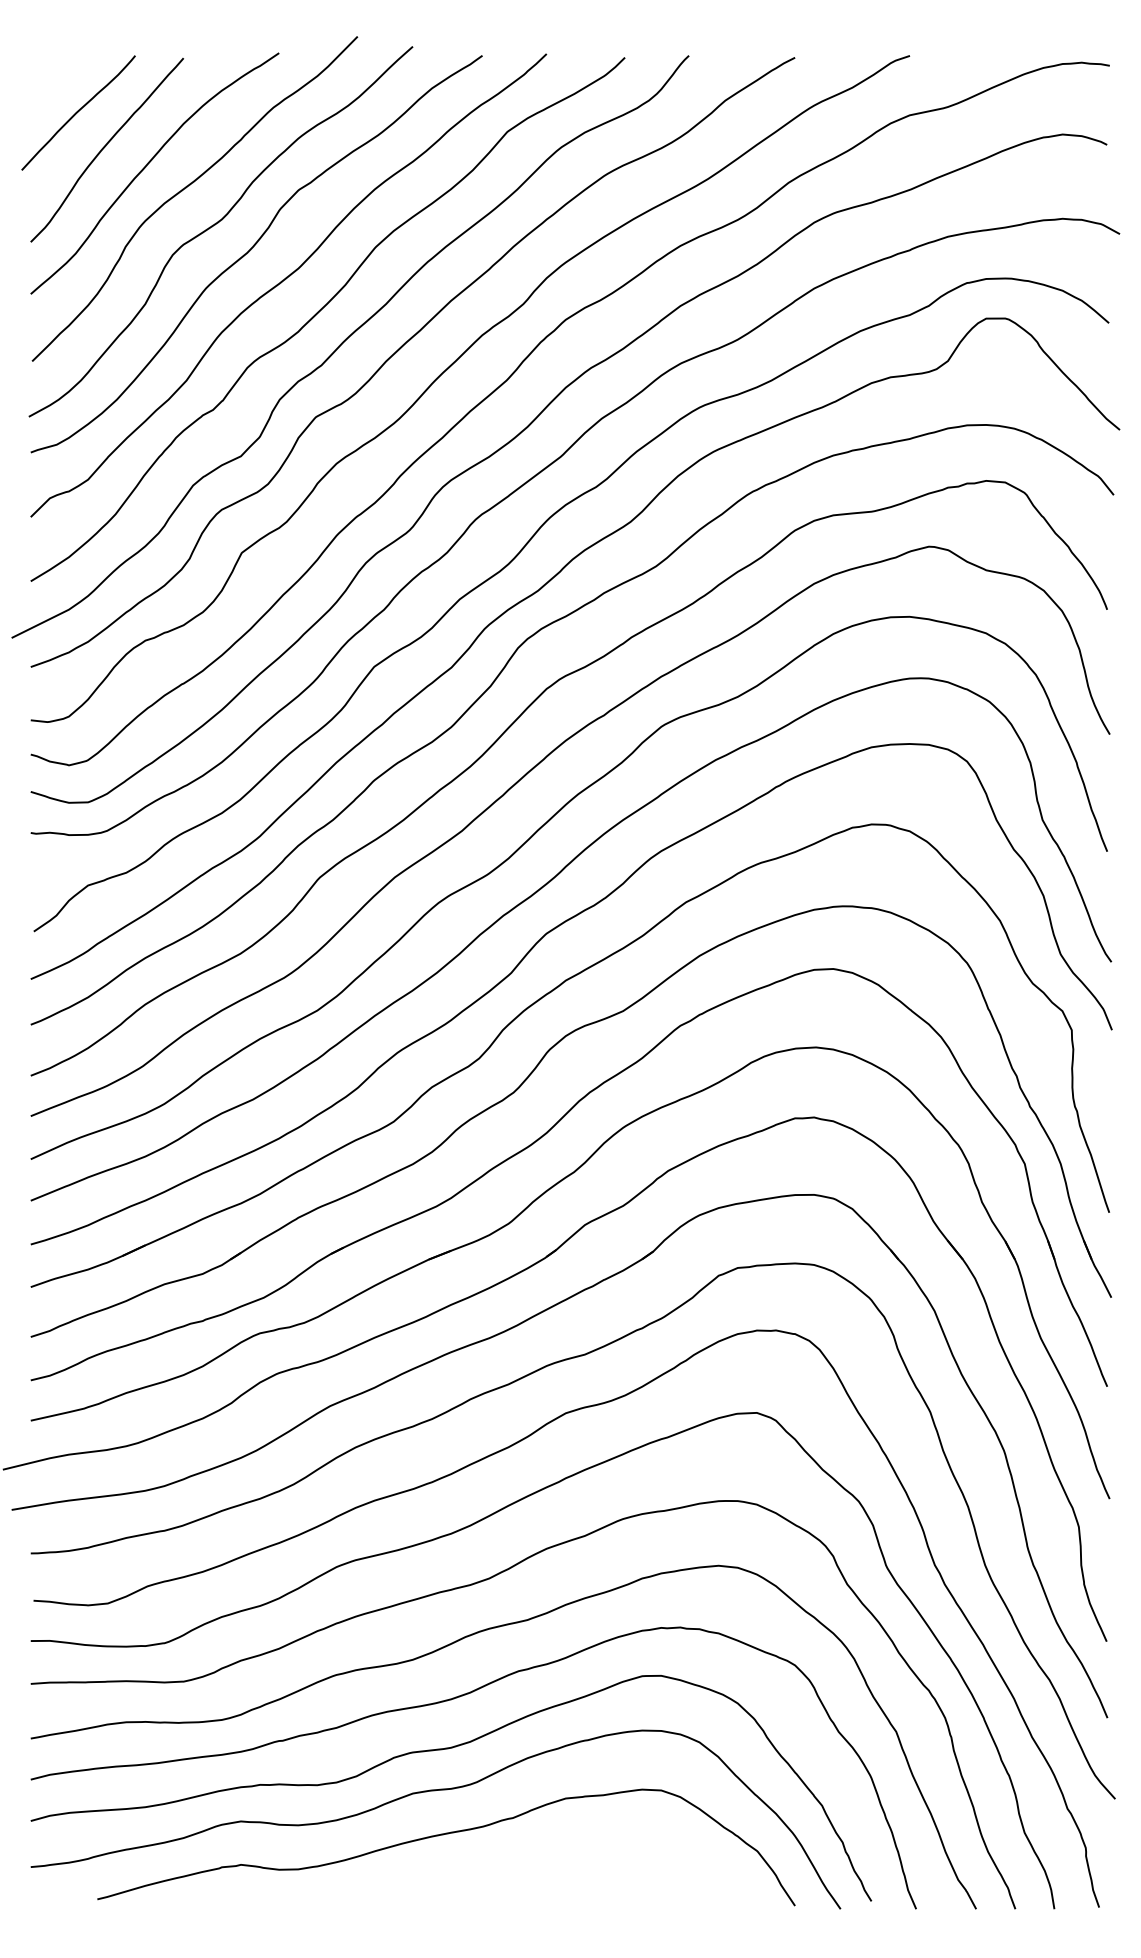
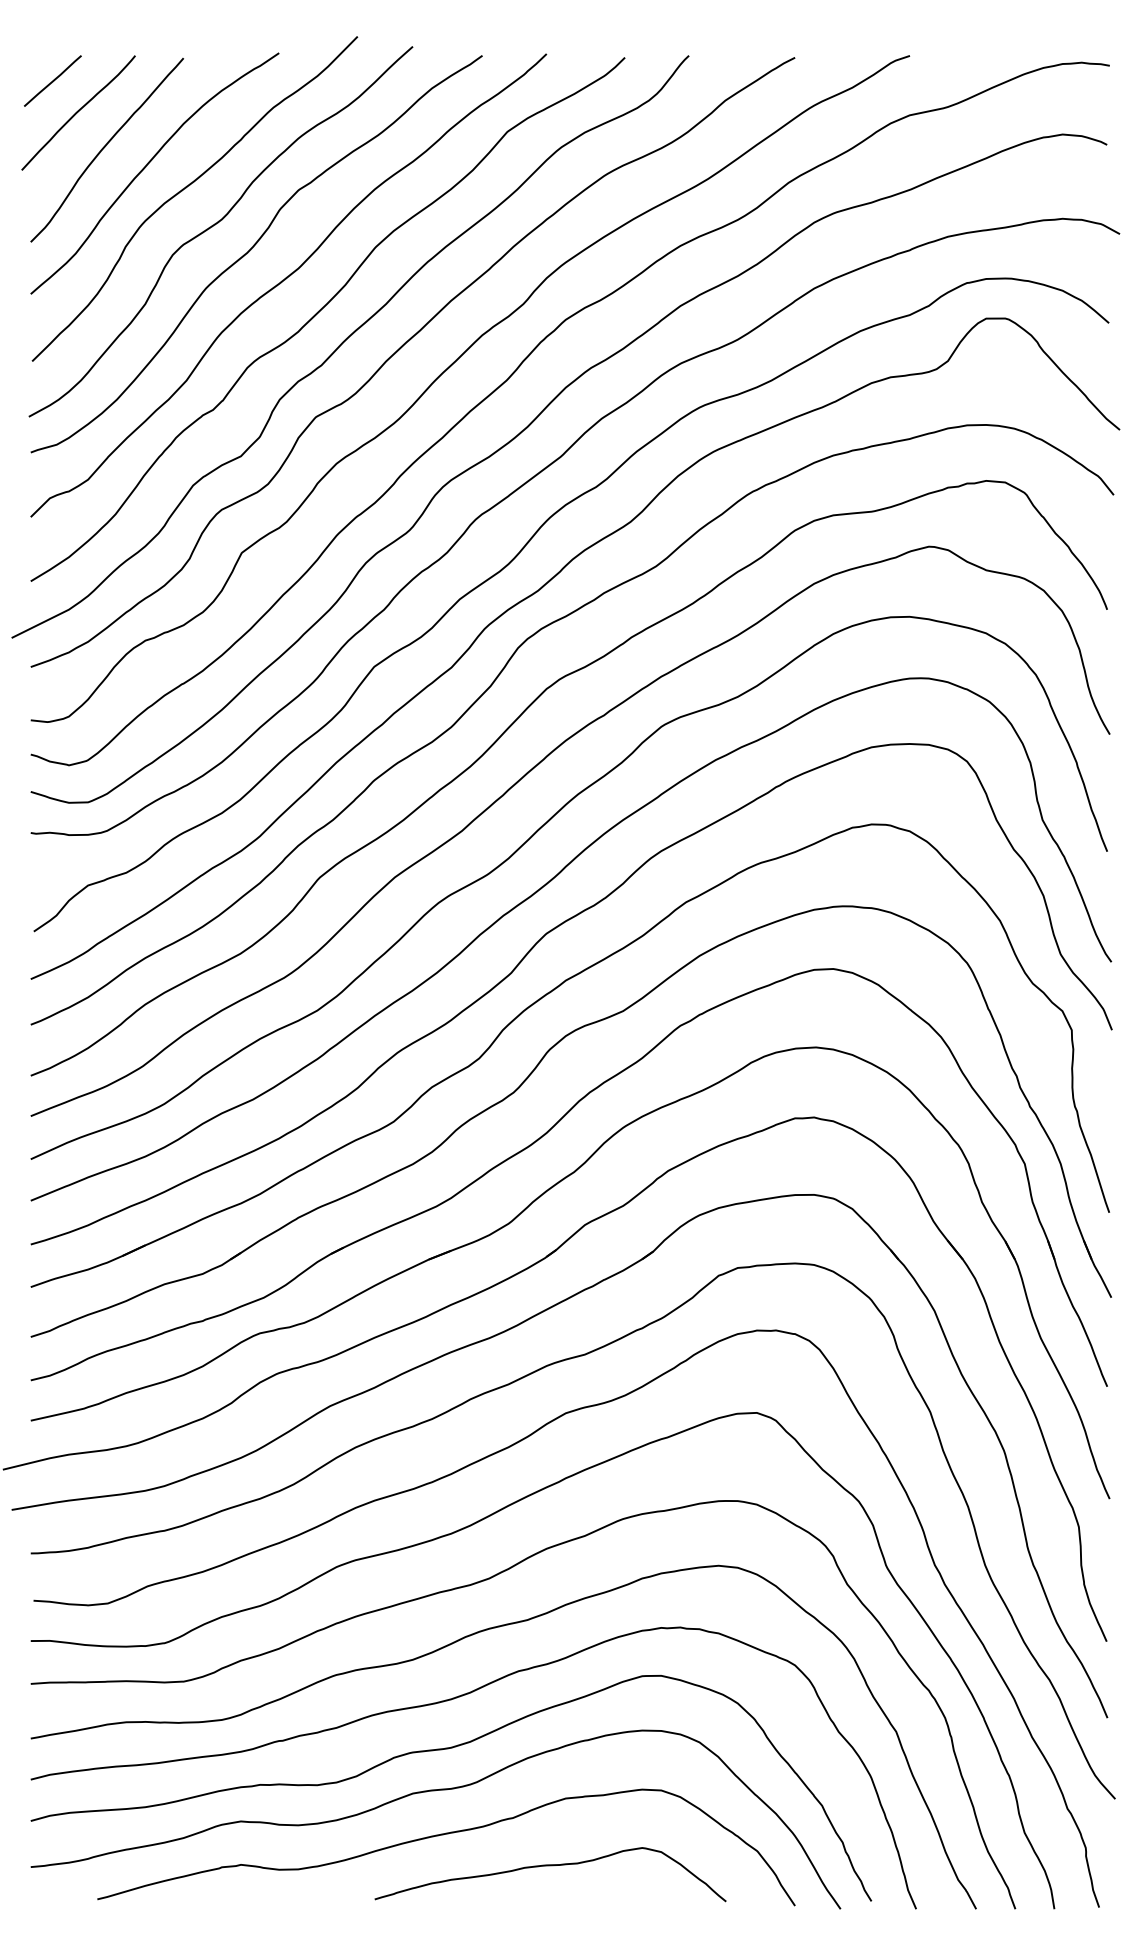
line: none -> present (52, 80)
curve: none -> present (550, 1866)
